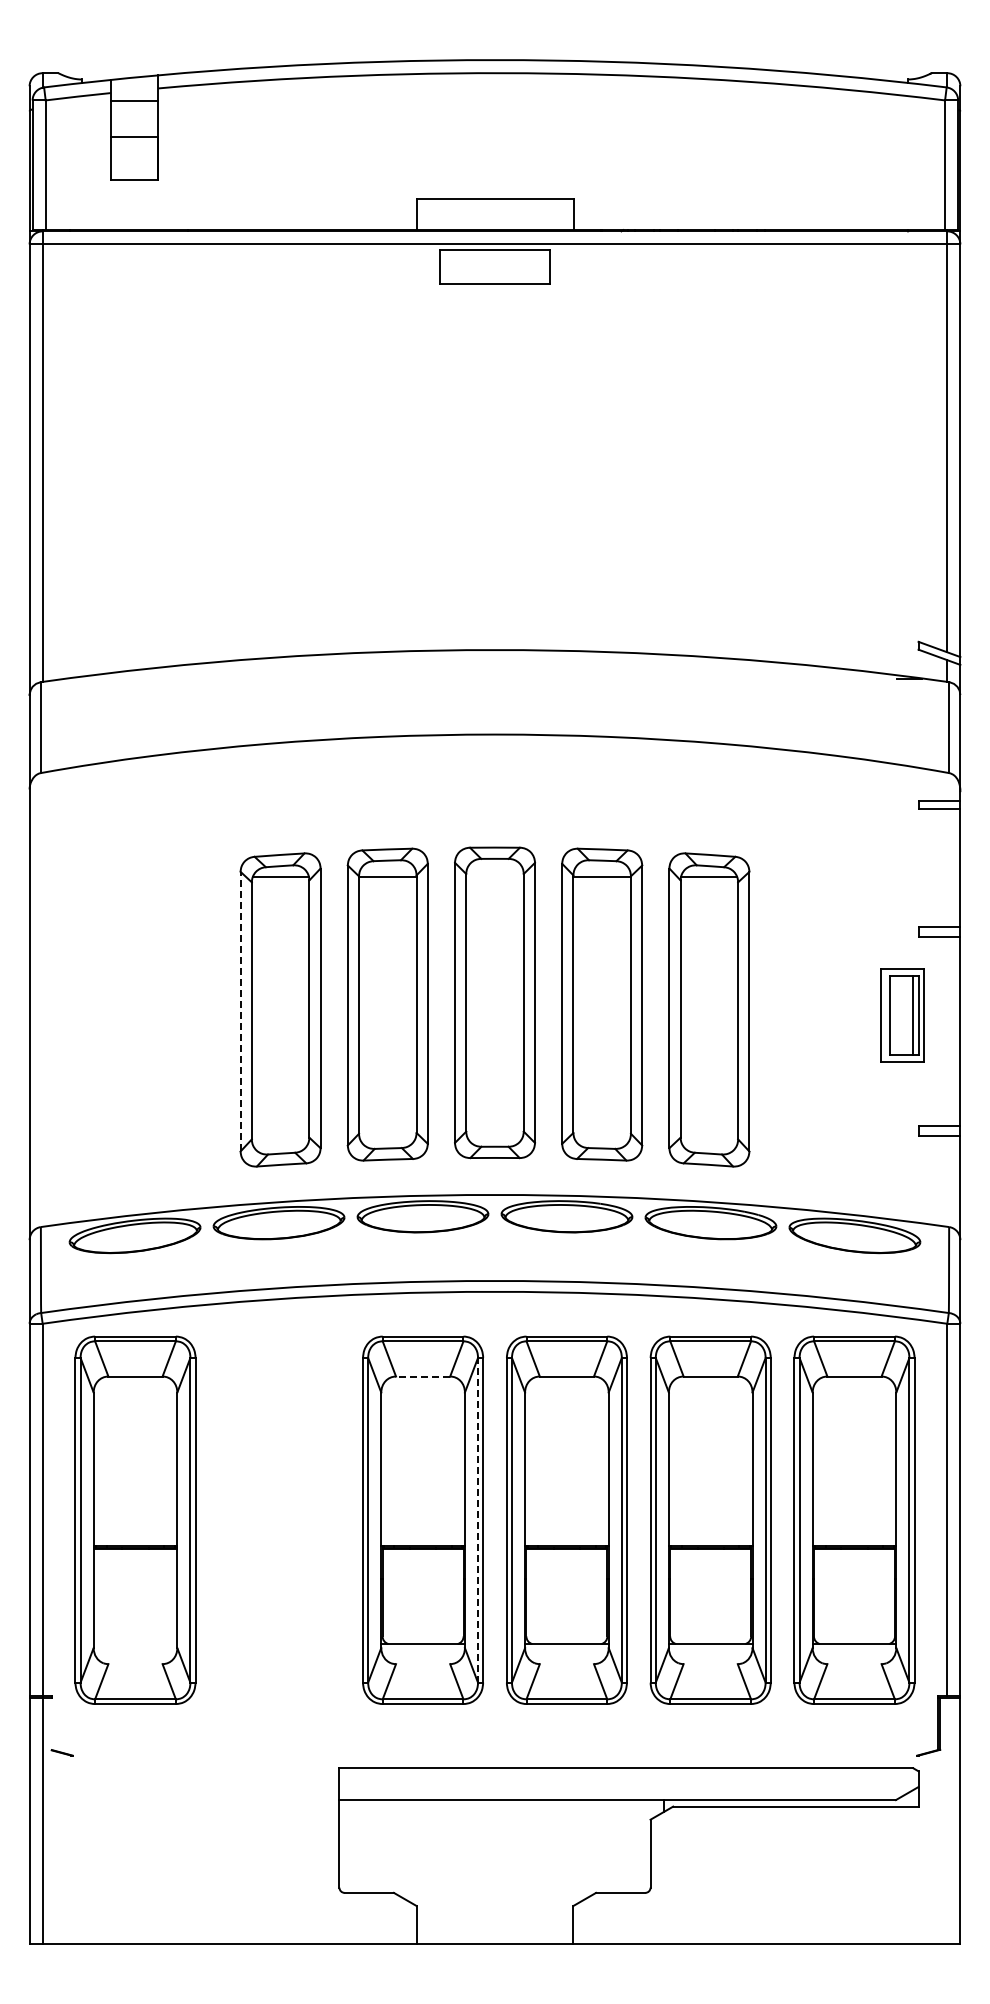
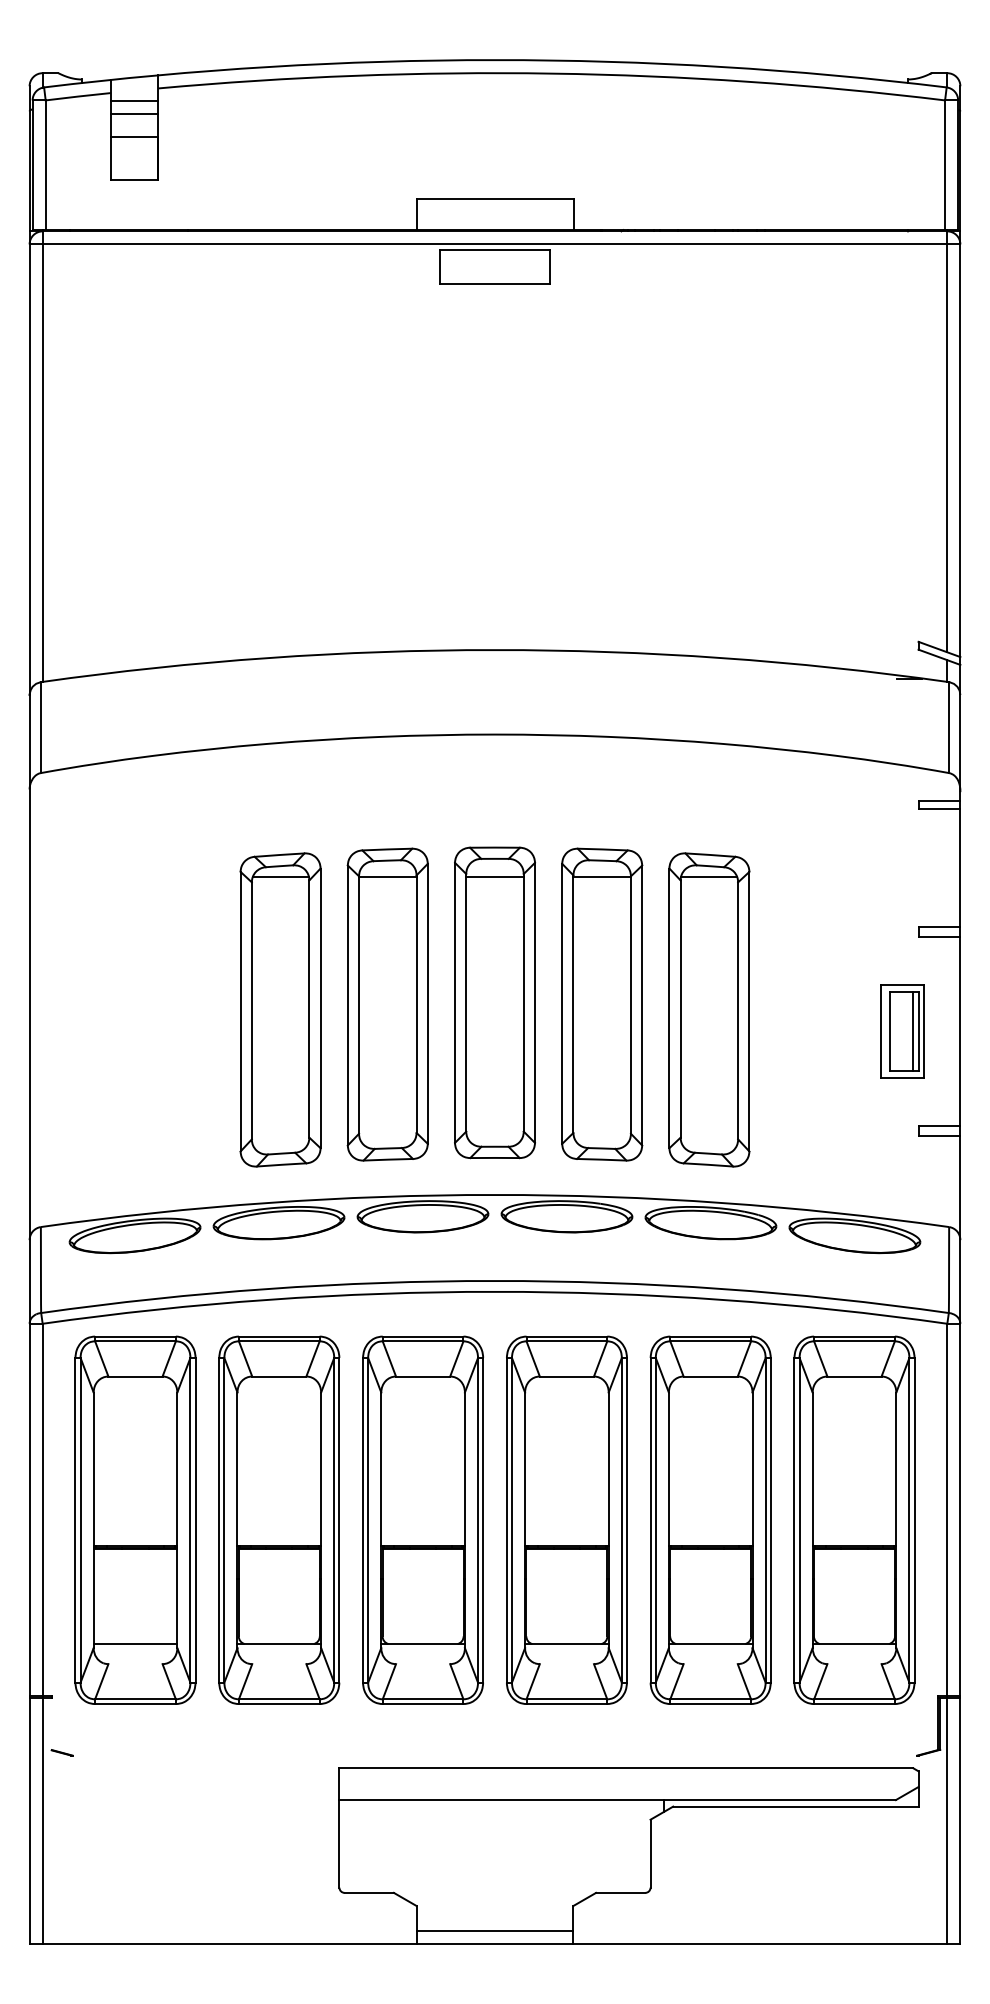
line: none -> present (134, 113)
line: none -> present (494, 877)
line: dashed -> solid (240, 1011)
part position: (902, 1015) -> (902, 1031) (902, 1031)
line: dashed -> solid (422, 1376)
part: none -> present (279, 1519)
line: dashed -> solid (478, 1519)
line: none -> present (135, 1644)
line: none -> present (947, 1820)
line: none -> present (494, 1931)
